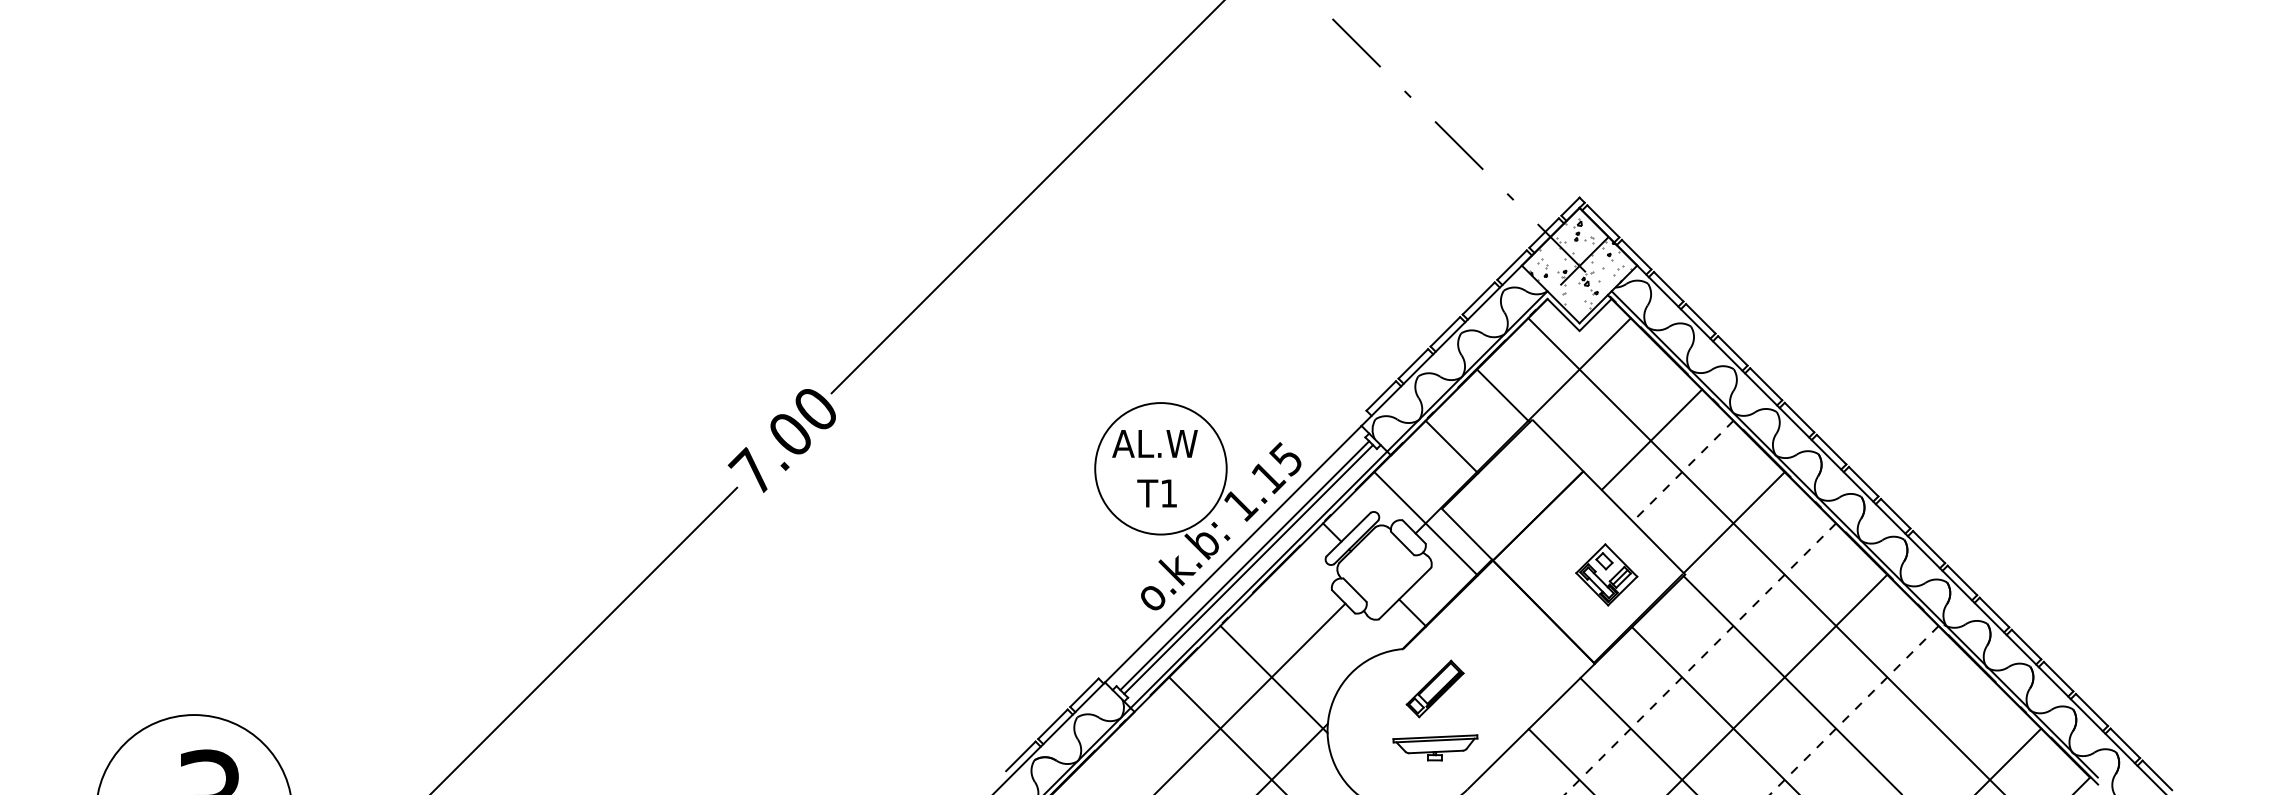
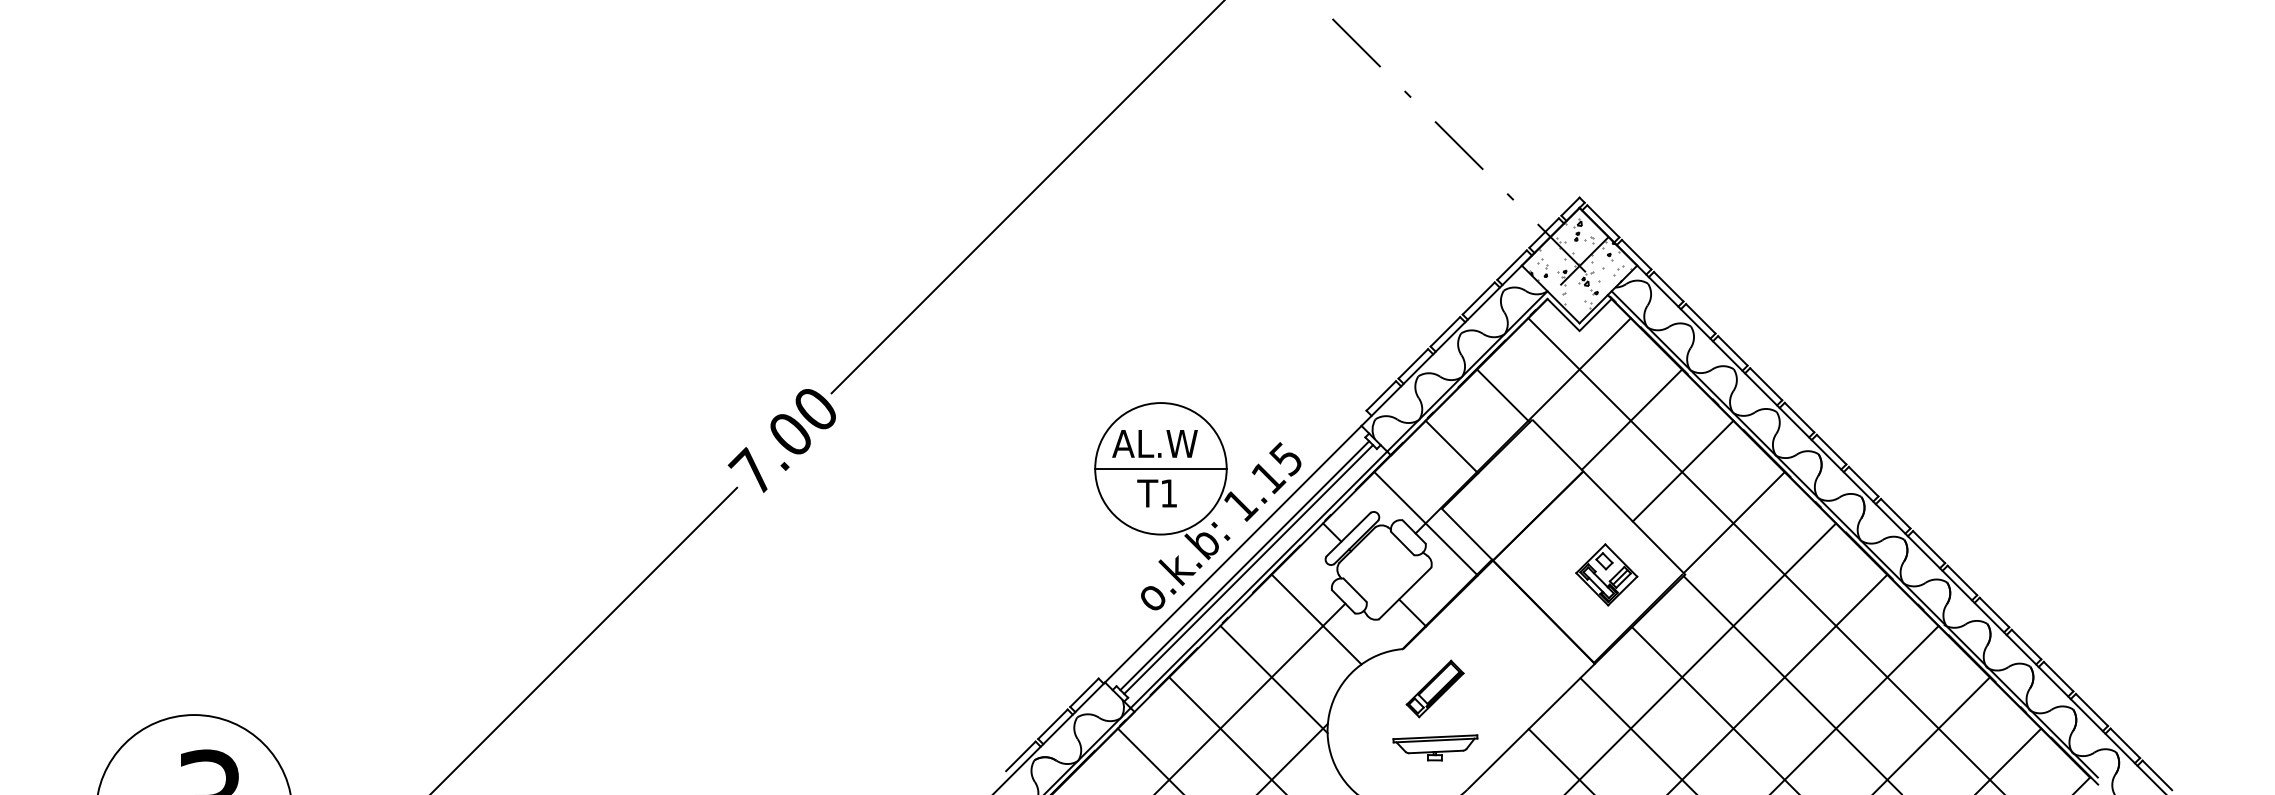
line position: (1651, 439) -> (1631, 419) (1631, 419)
line: none -> present (1160, 468)
line: dashed -> solid (1682, 471)
line: none -> present (1316, 619)
line: dashed -> solid (1700, 659)
line: dashed -> solid (1853, 710)
line: none -> present (1932, 734)
line: none -> present (1148, 759)
